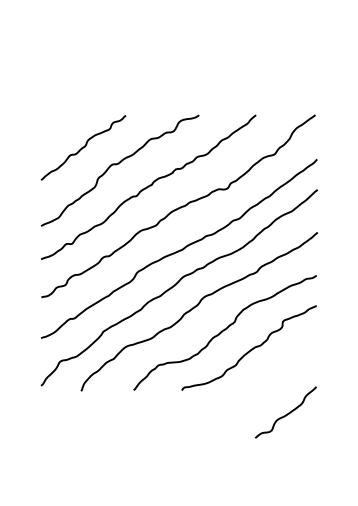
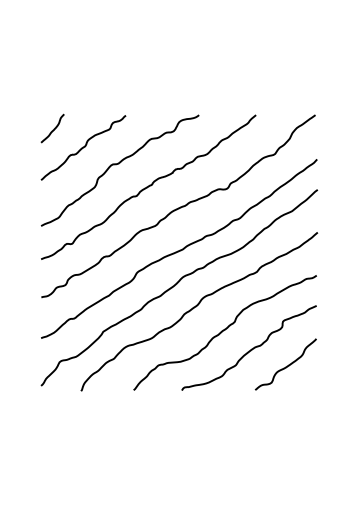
curve: none -> present (53, 128)
curve position: (285, 414) -> (285, 366) (285, 366)
